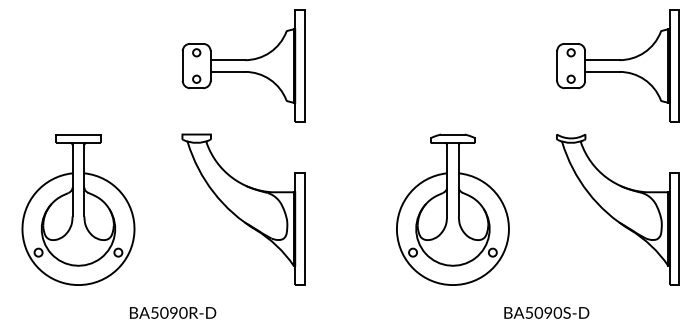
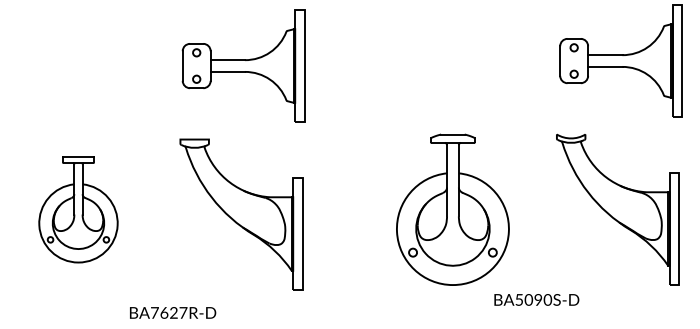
part position: (617, 65) -> (620, 60) (620, 60)
part size: 115x152 px -> 81x108 px (78, 209)
part position: (243, 209) -> (241, 214) (241, 214)
text: BA5090R-D -> BA7627R-D (169, 312)
text position: (546, 312) -> (536, 299) (536, 299)
